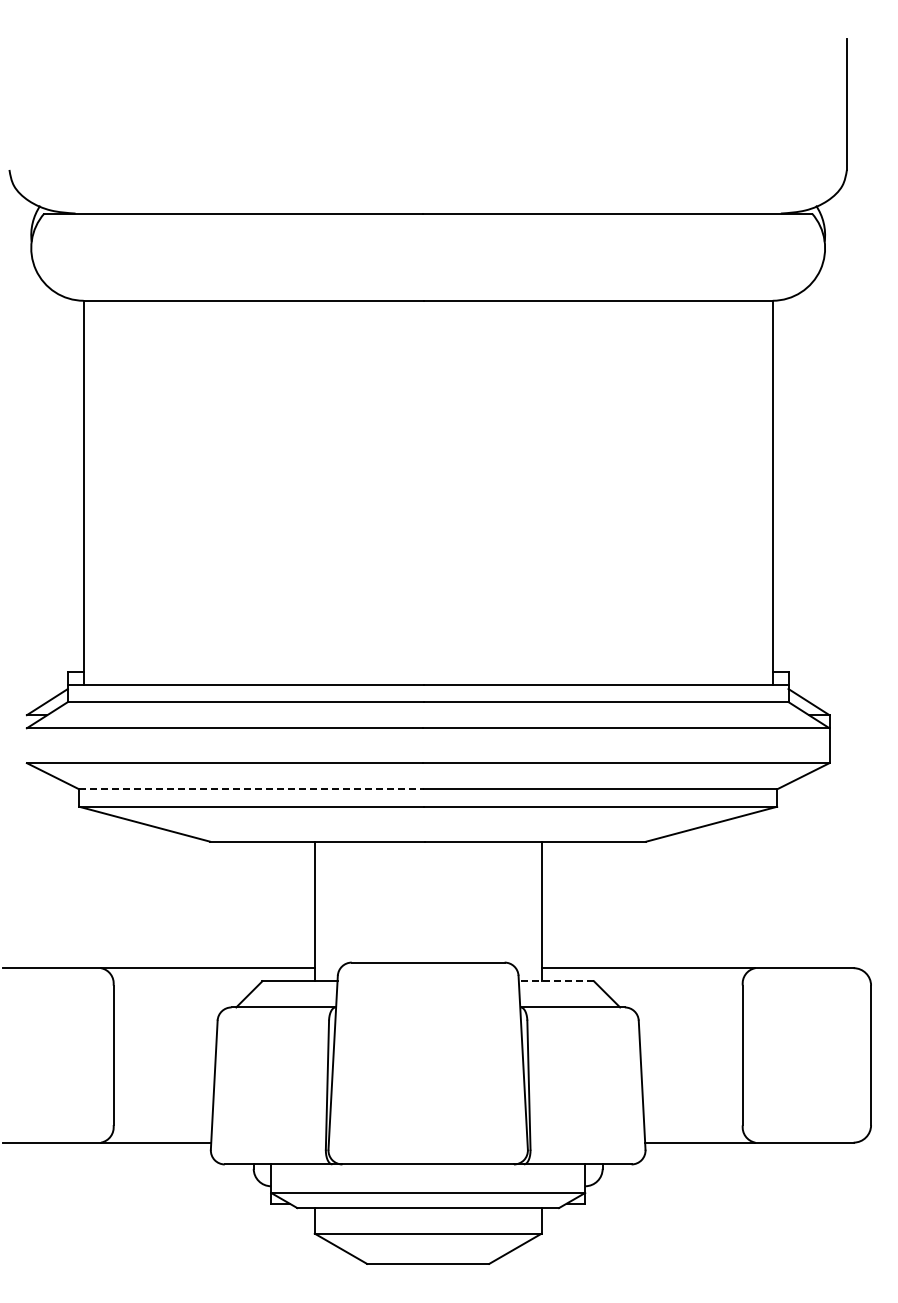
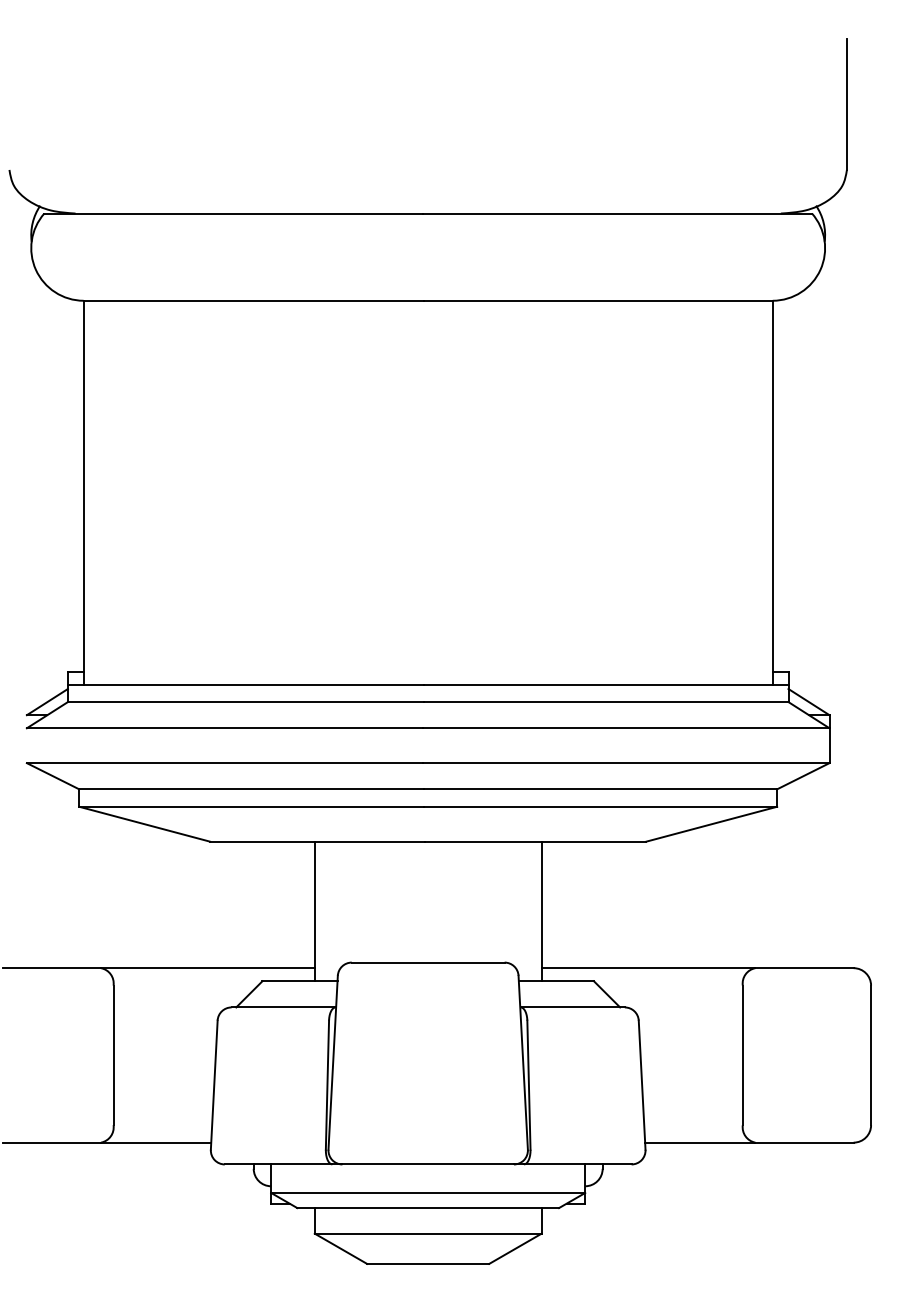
line: dashed -> solid (251, 789)
line: dashed -> solid (556, 981)
